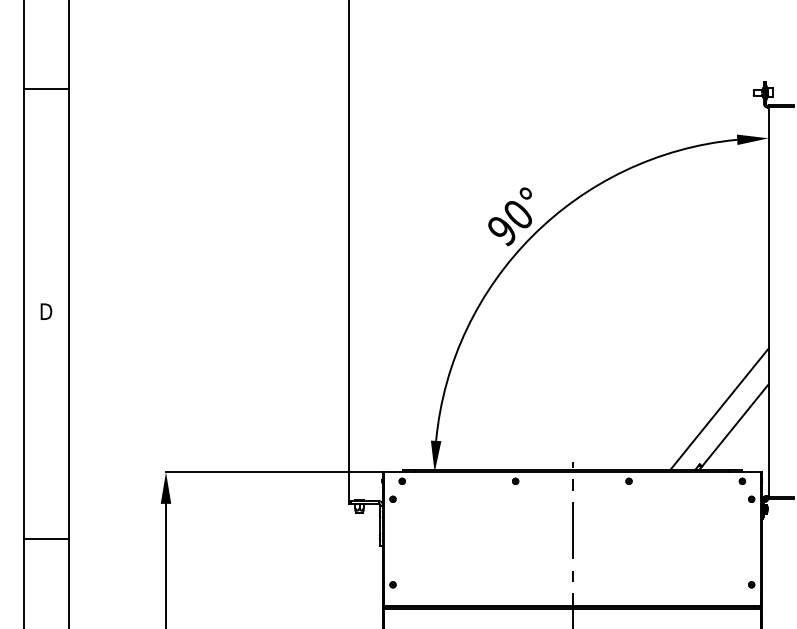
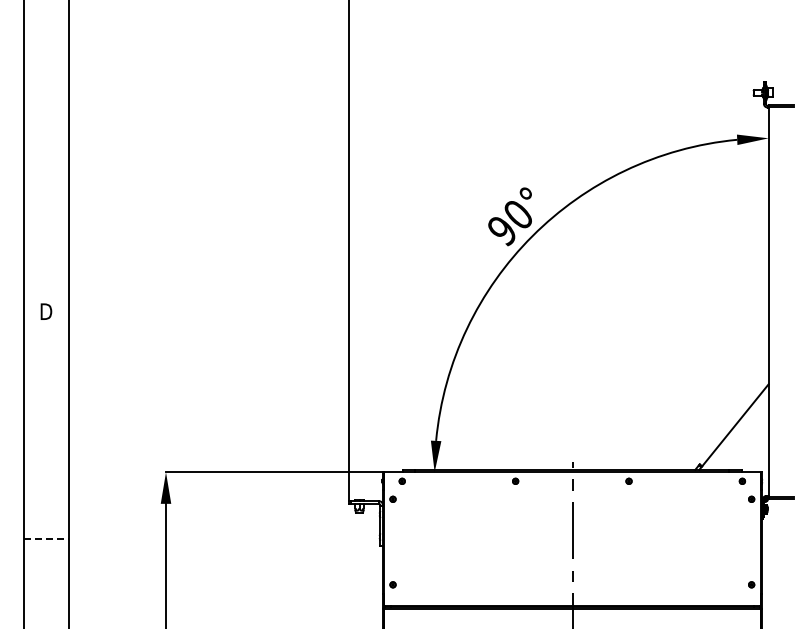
line: present -> none (45, 88)
line: present -> none (719, 408)
line: solid -> dashed (46, 538)
